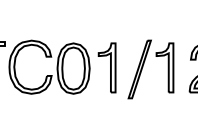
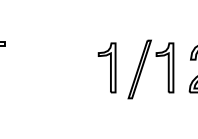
part: present -> none (56, 66)
